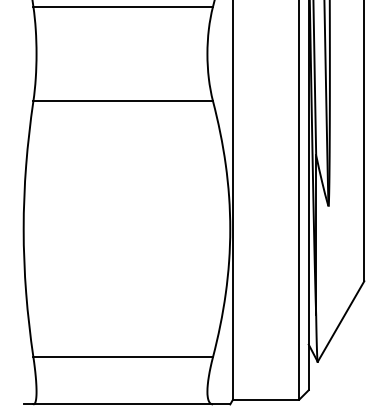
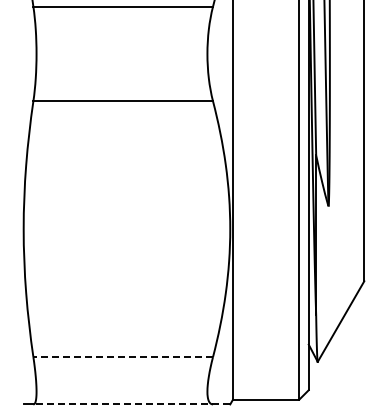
line: solid -> dashed (123, 357)
line: solid -> dashed (131, 404)
